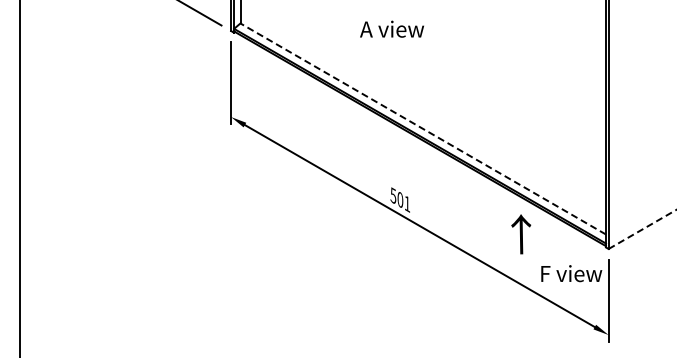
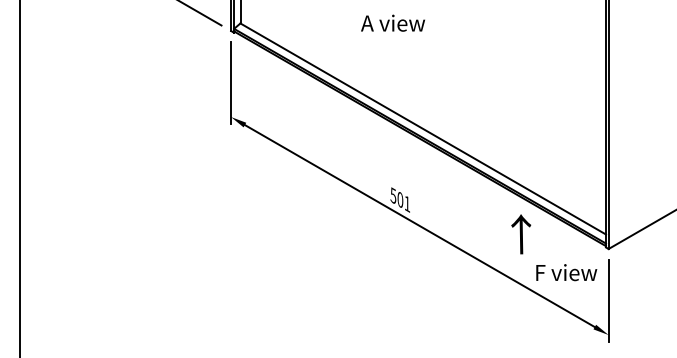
text position: (391, 28) -> (392, 22) (392, 22)
line: dashed -> solid (422, 128)
line: dashed -> solid (643, 229)
text position: (571, 273) -> (566, 272) (566, 272)
